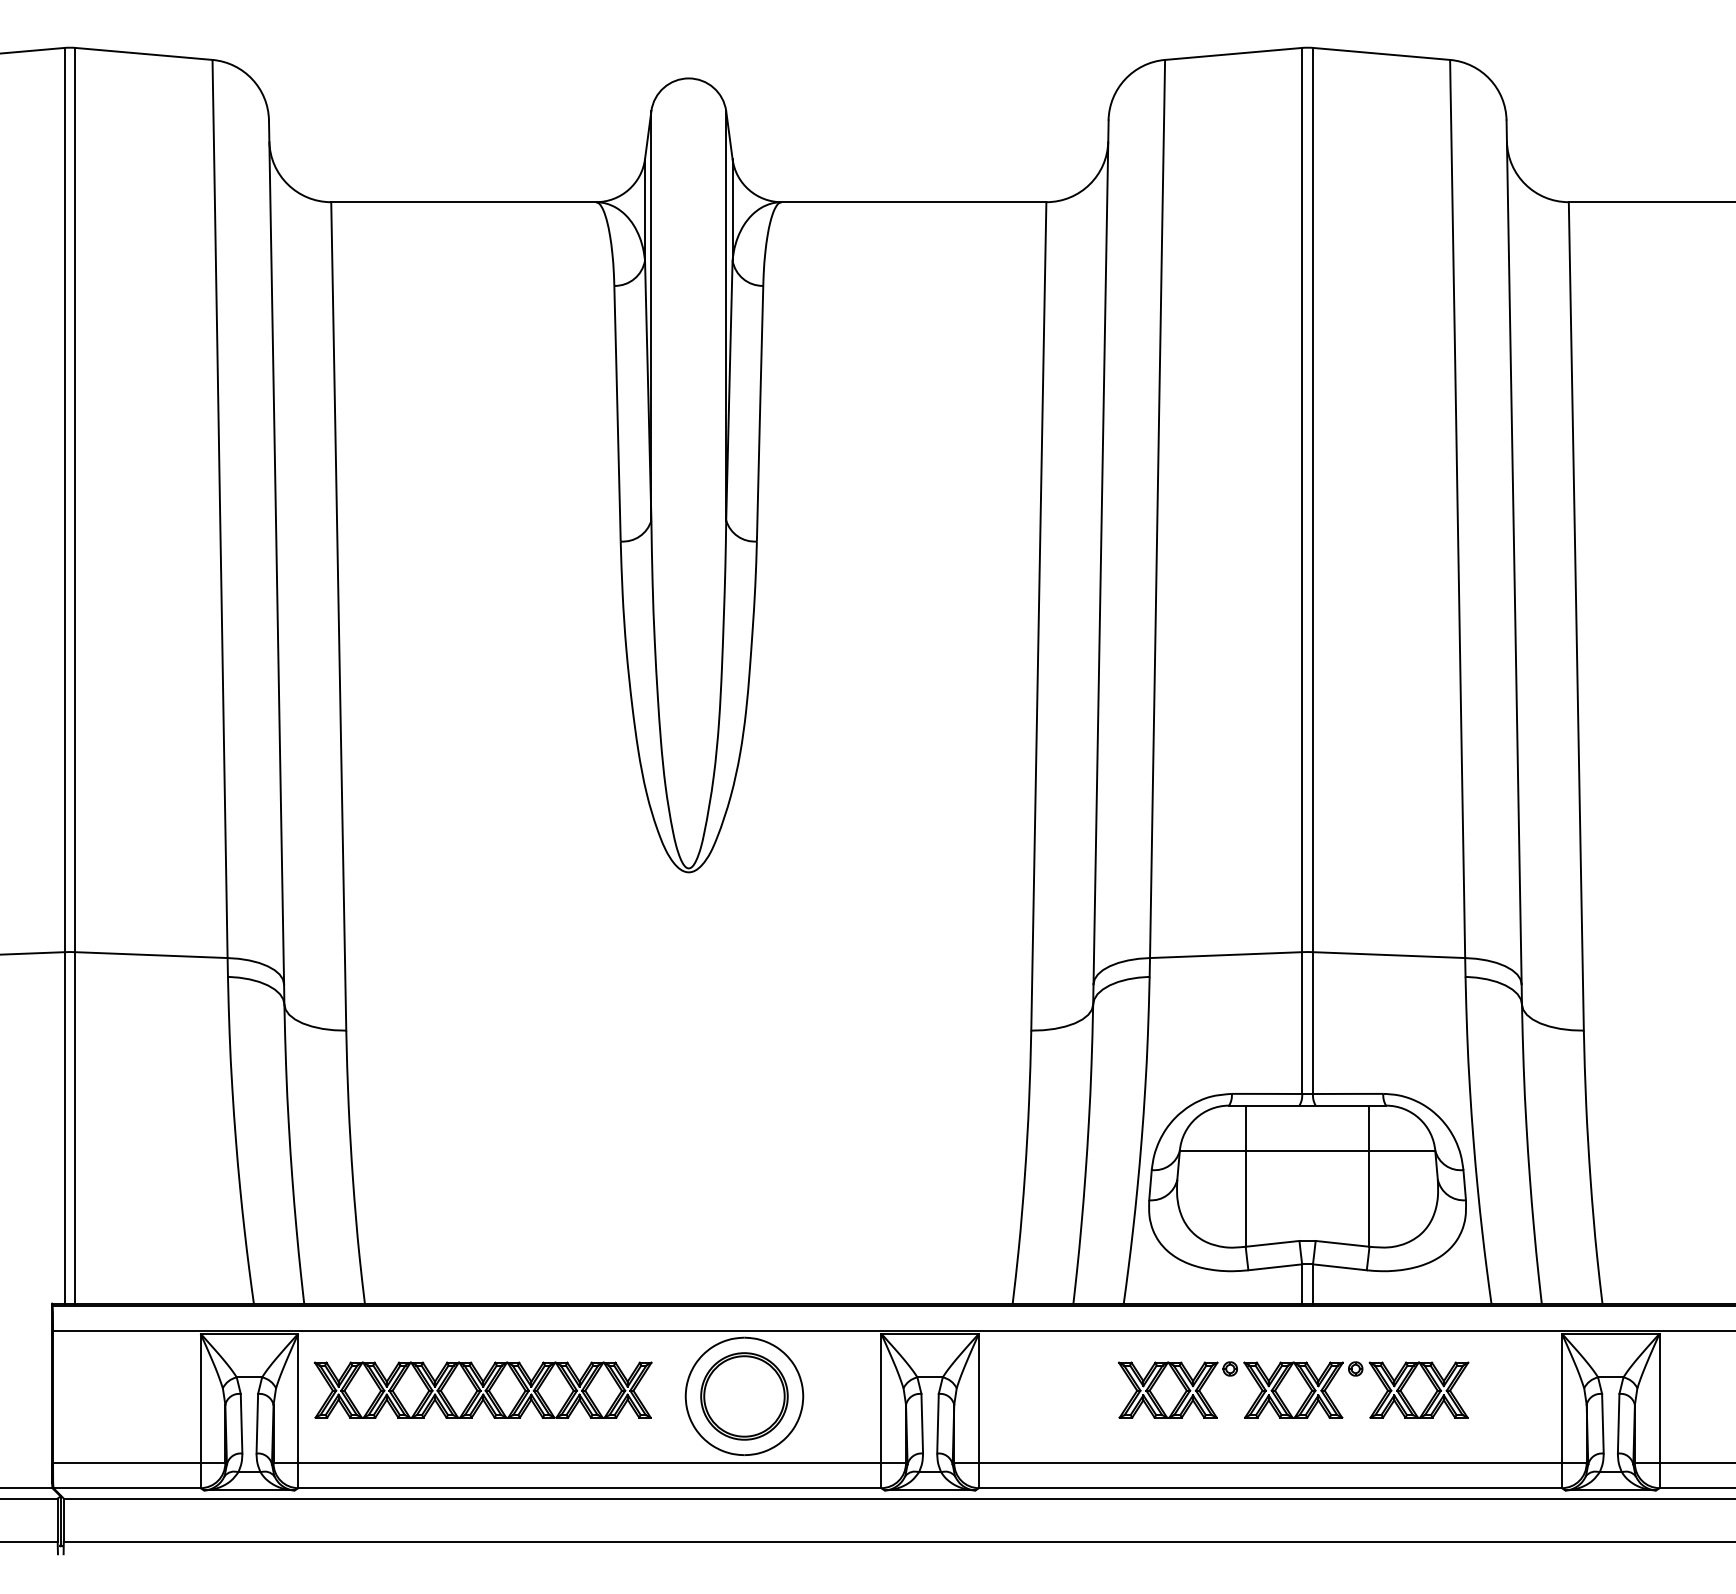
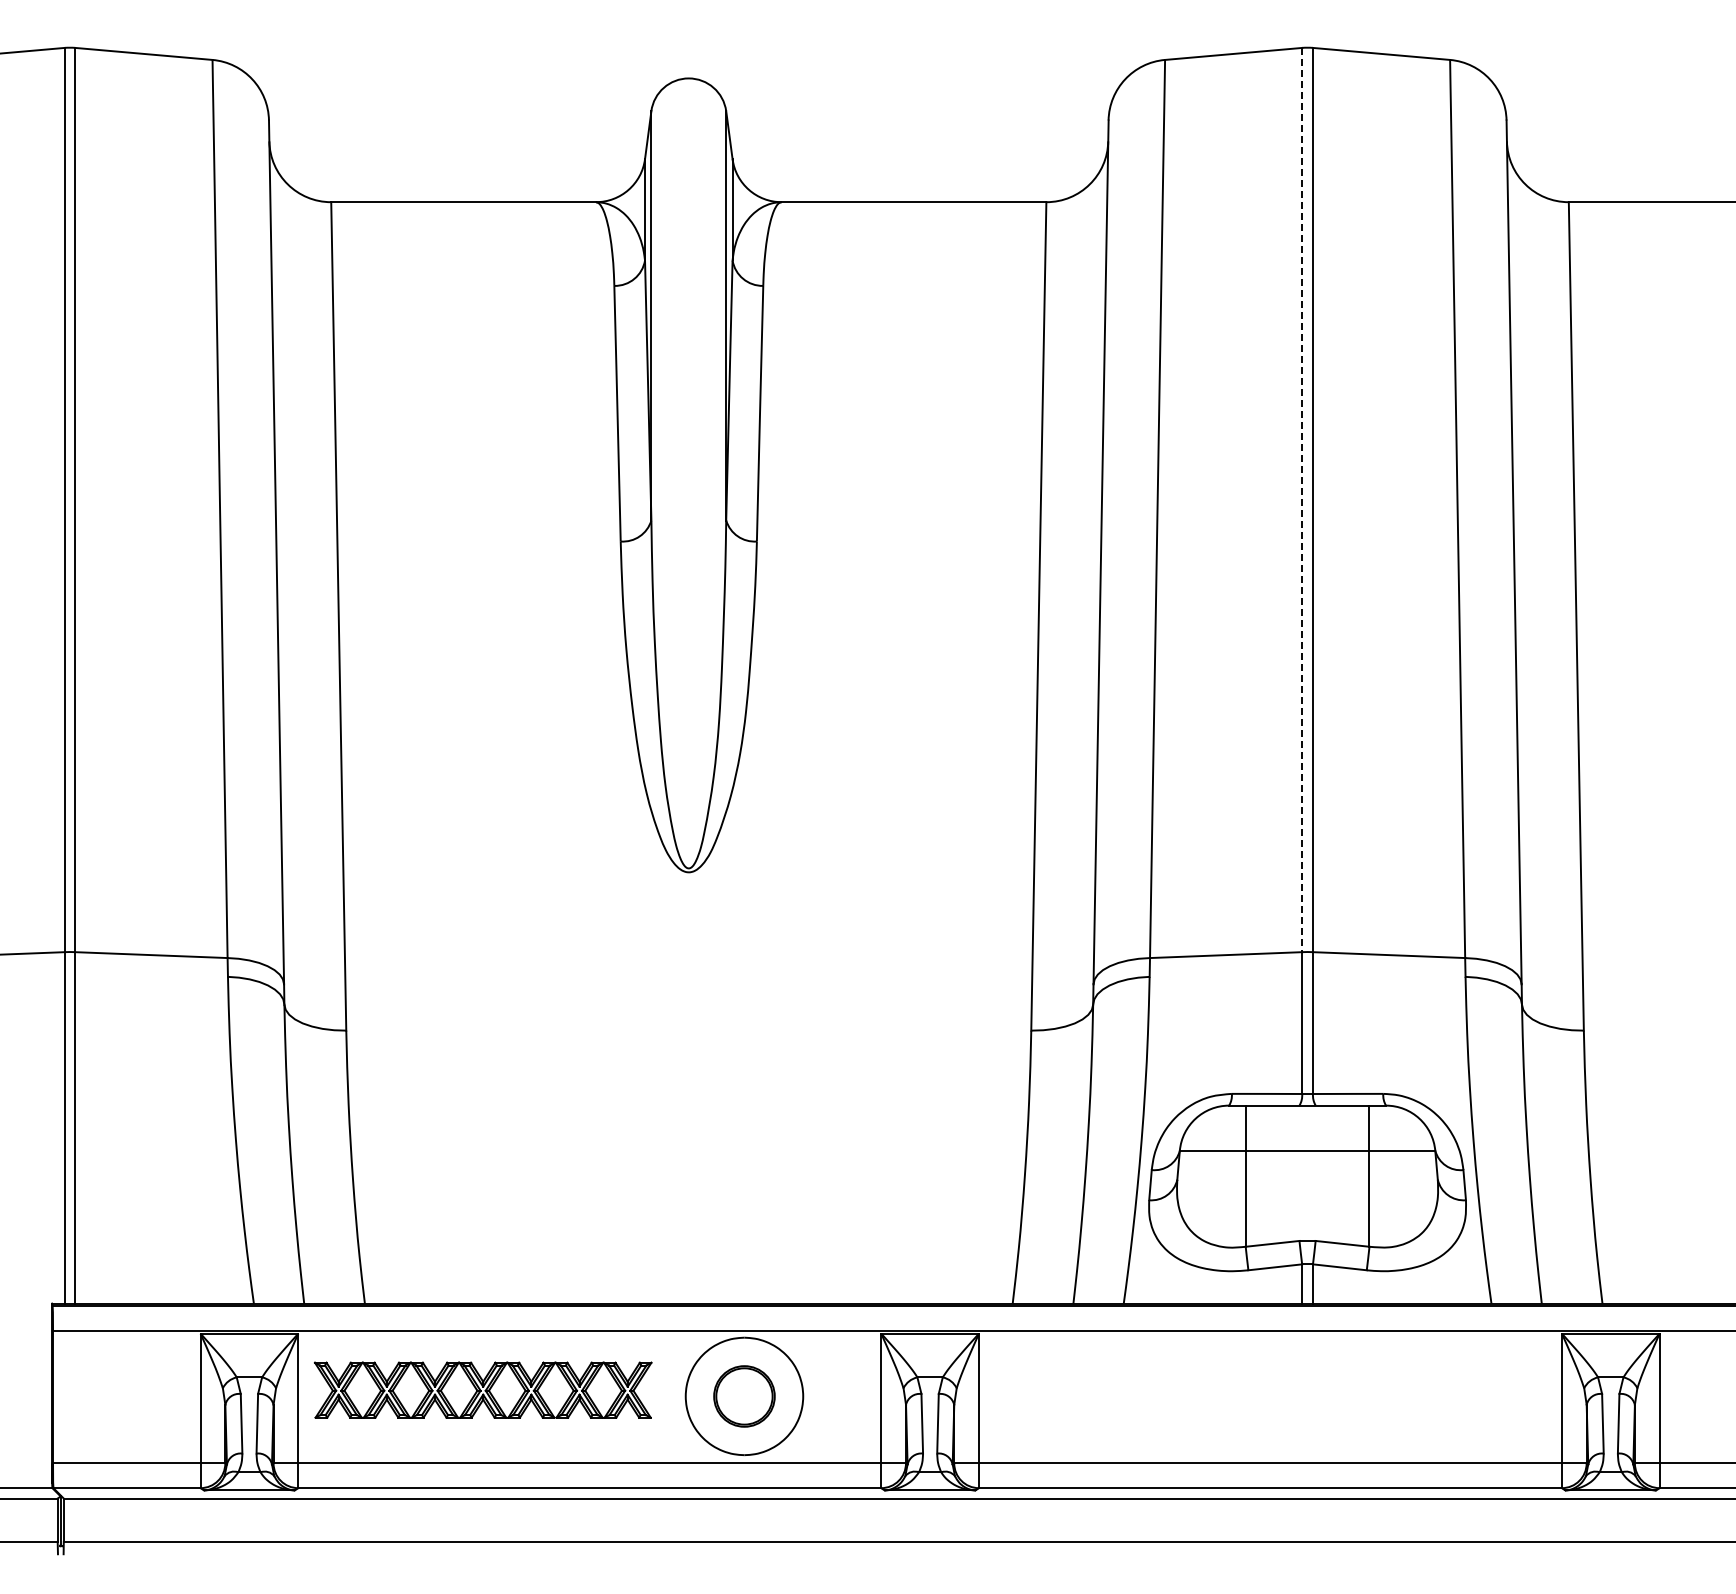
line: solid -> dashed (1302, 500)
part: present -> none (1293, 1389)
part size: 89x89 px -> 63x63 px (744, 1396)
